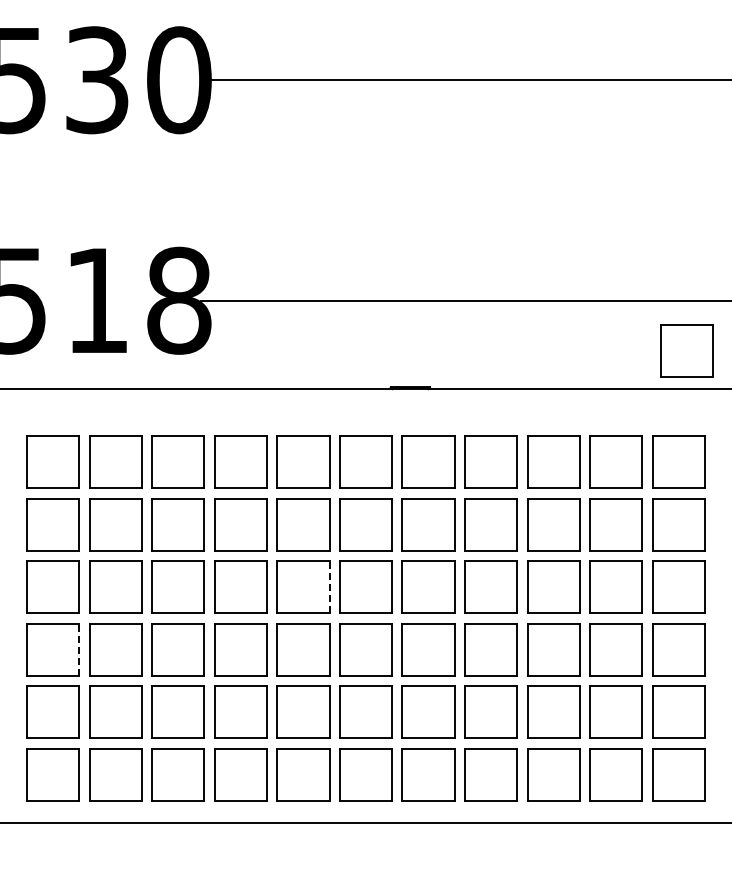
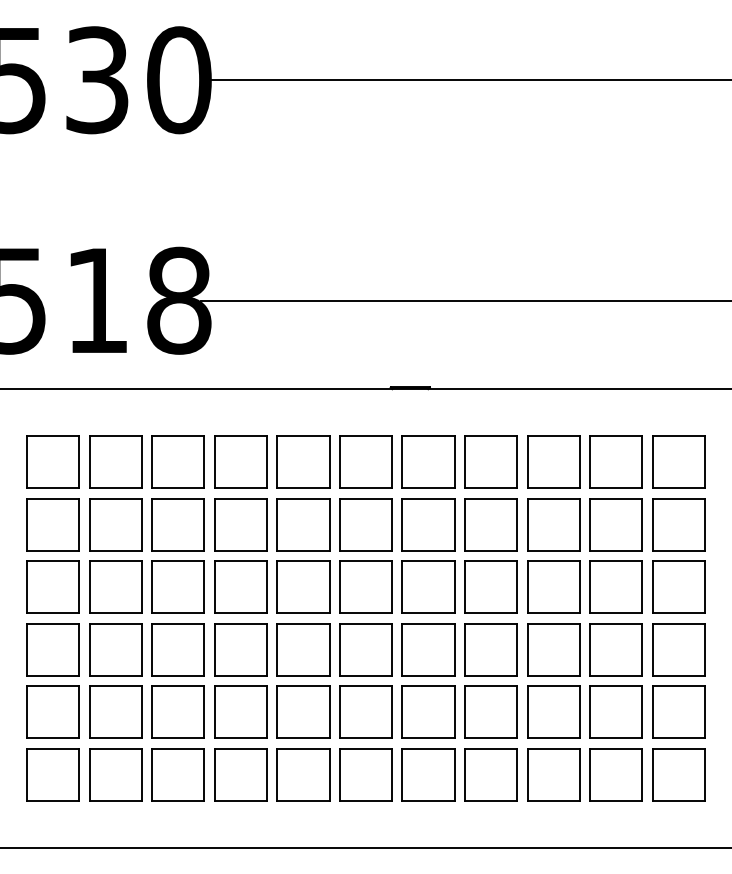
part: present -> none (686, 350)
line: dashed -> solid (329, 586)
line: dashed -> solid (79, 649)
line position: (365, 822) -> (365, 847) (365, 847)
